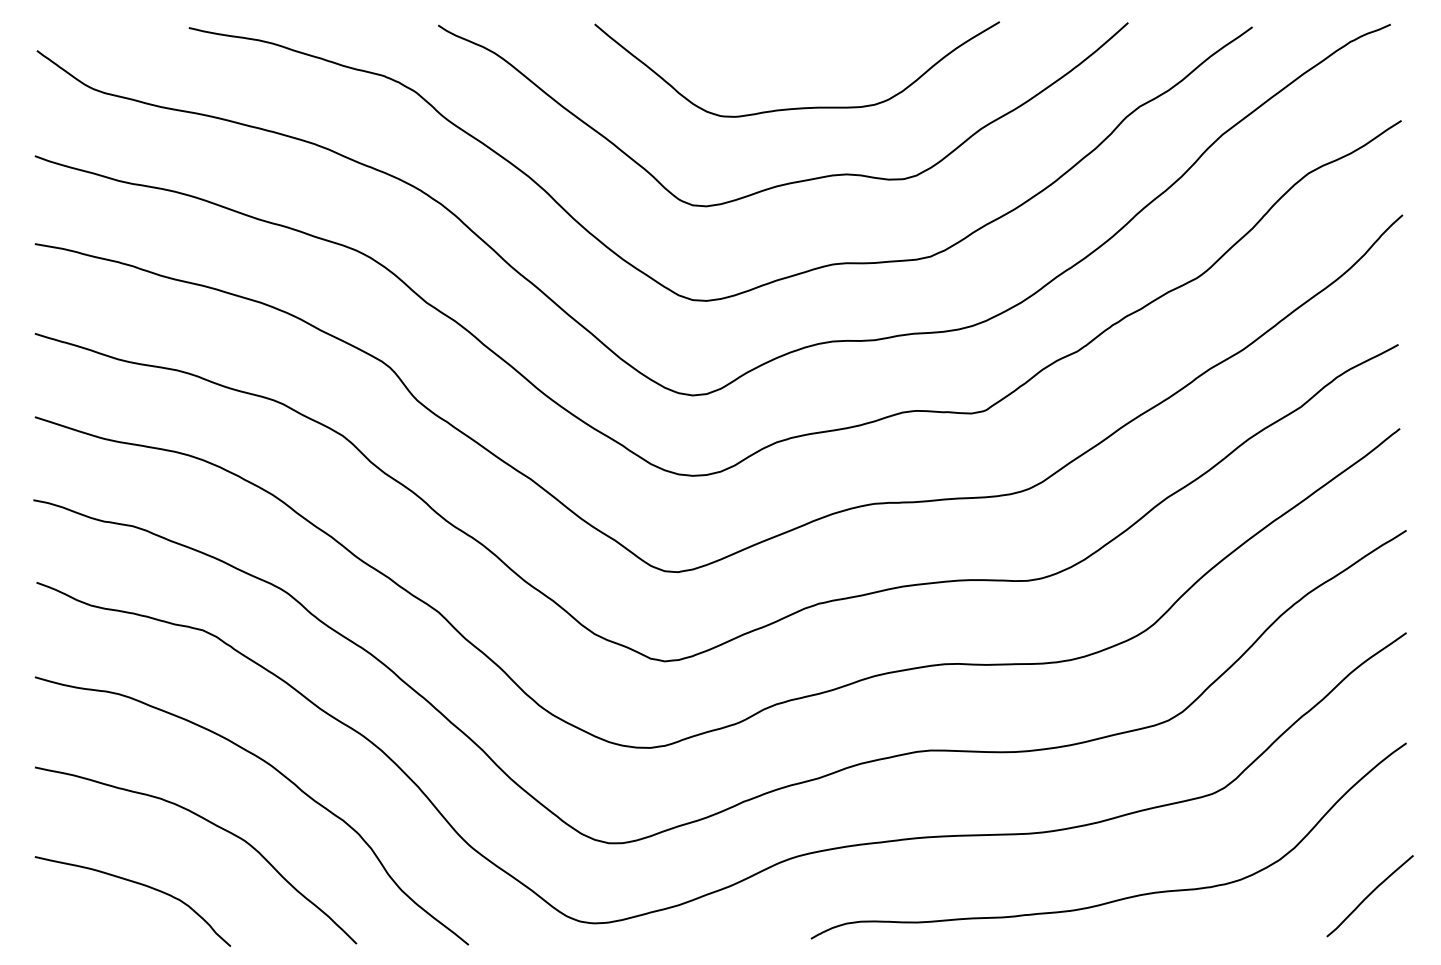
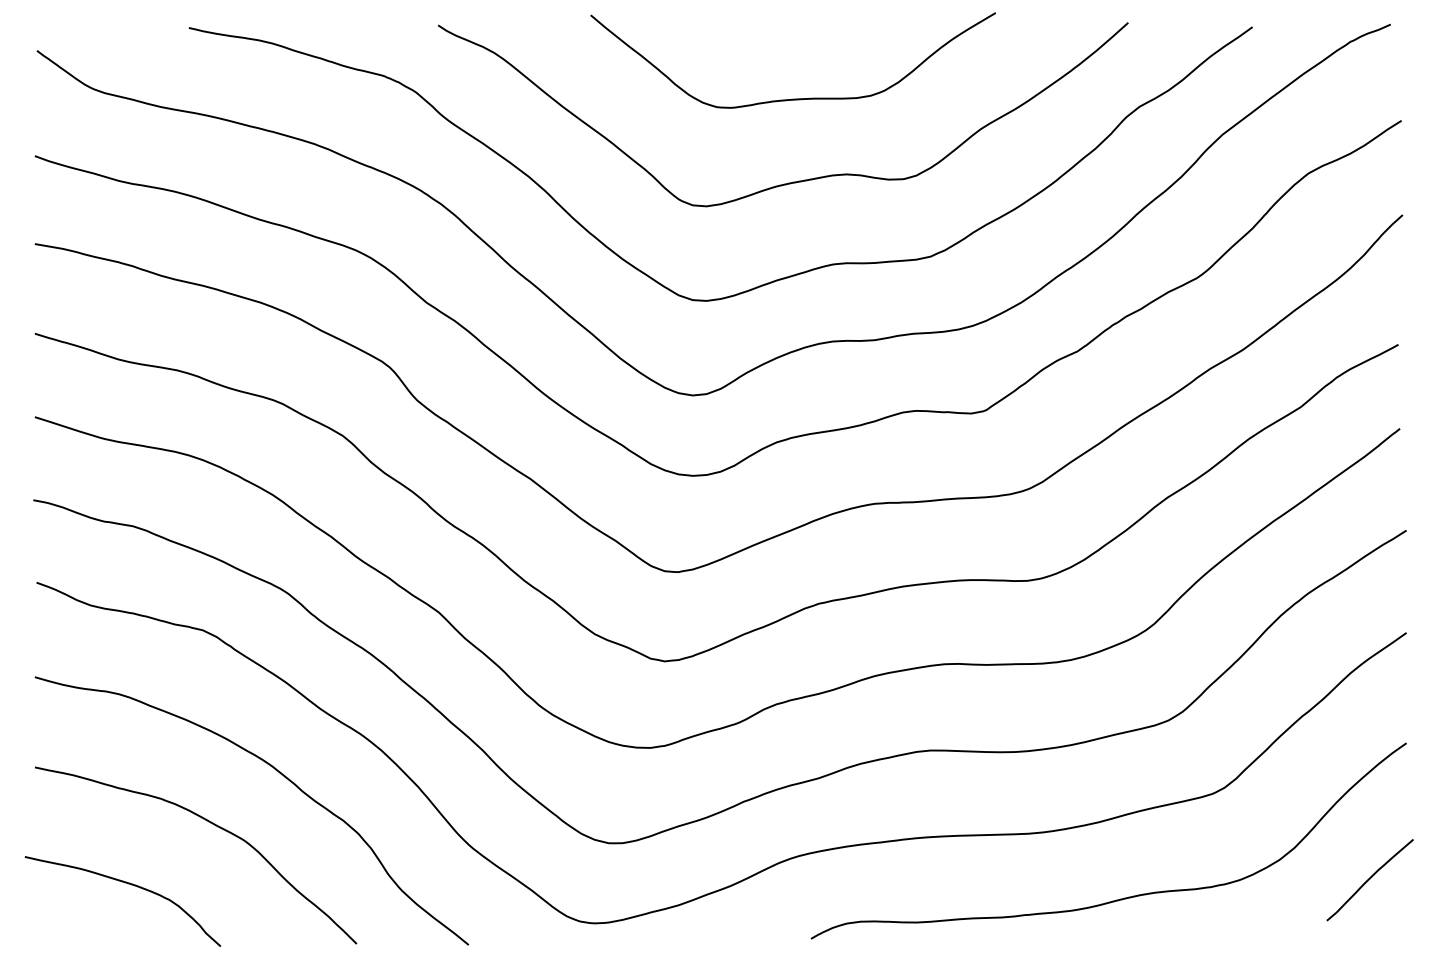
curve position: (797, 107) -> (793, 98) (793, 98)
curve position: (138, 884) -> (128, 884) (128, 884)
curve position: (1369, 896) -> (1369, 880) (1369, 880)
